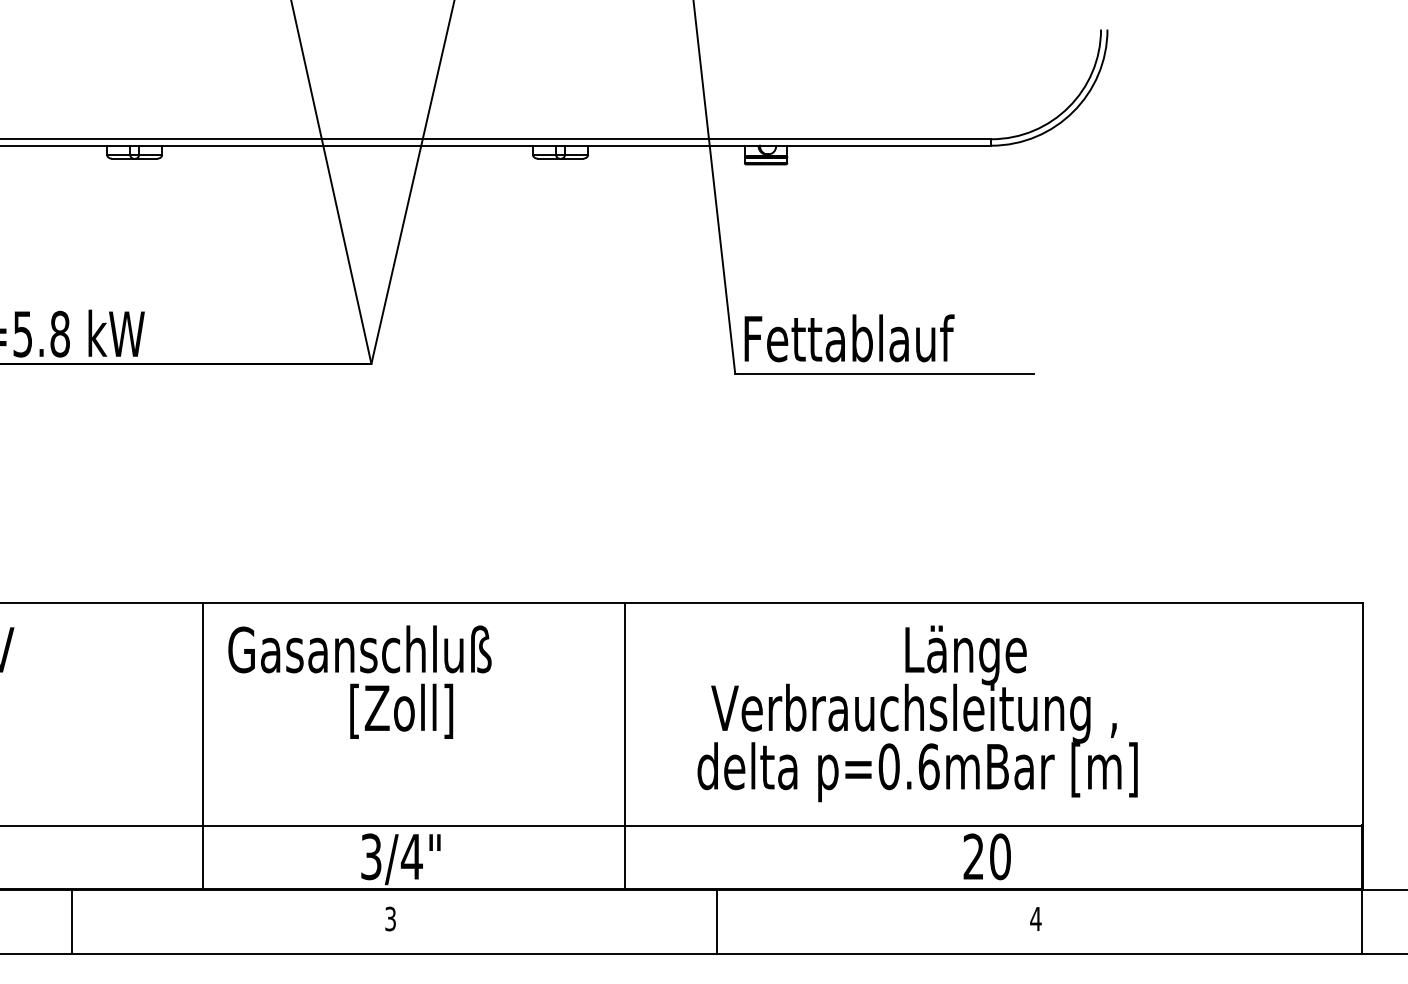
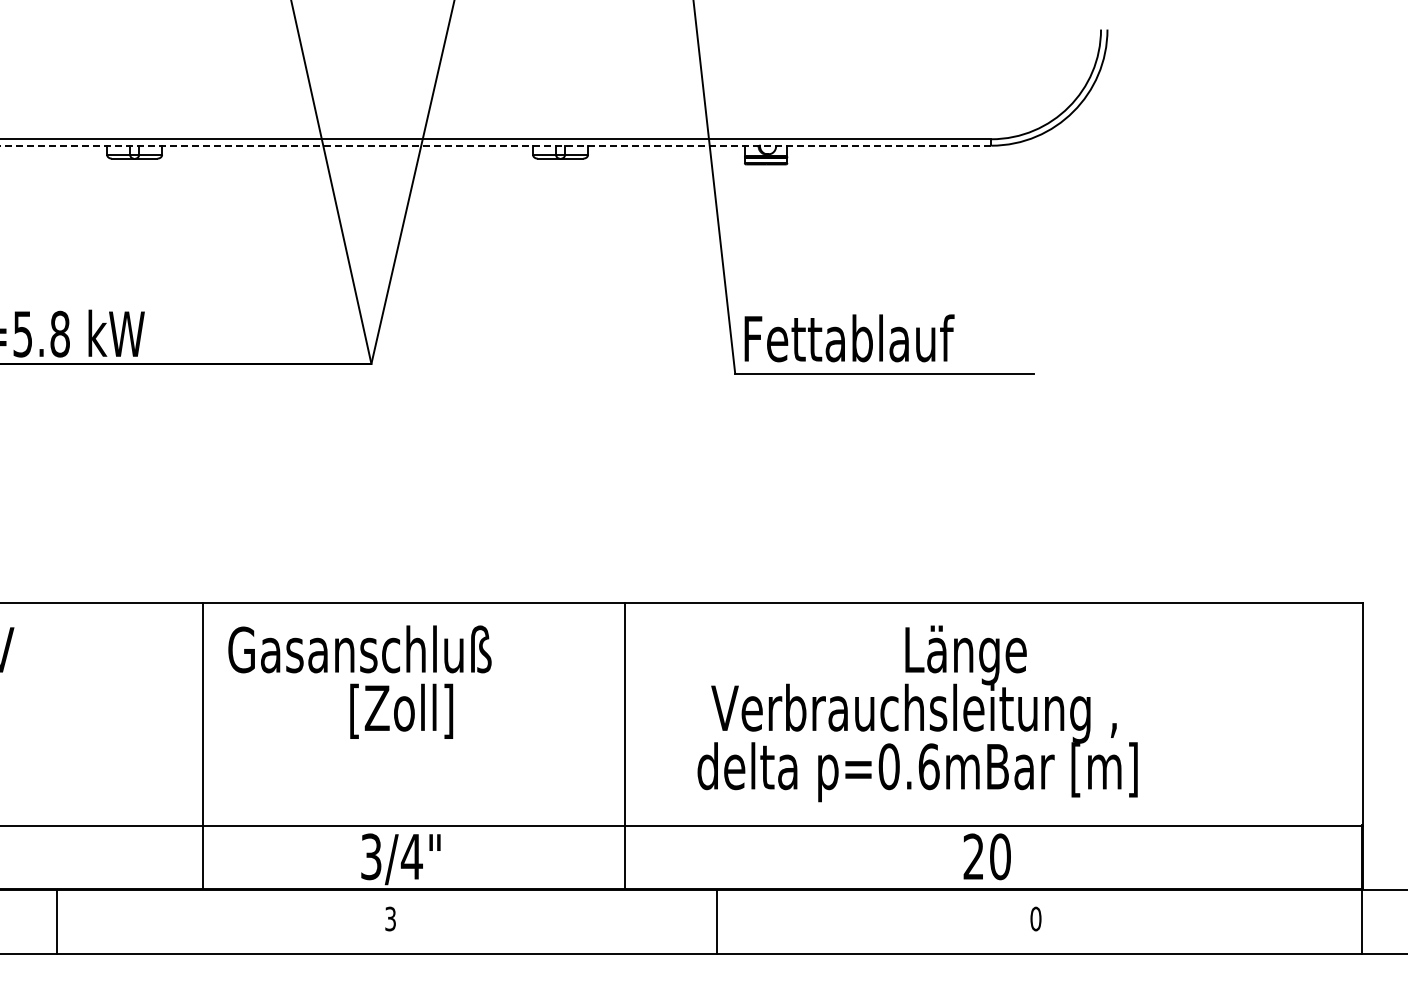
line: solid -> dashed (495, 145)
text: 4 -> 0 (1035, 918)
line position: (71, 921) -> (56, 921) (56, 921)
